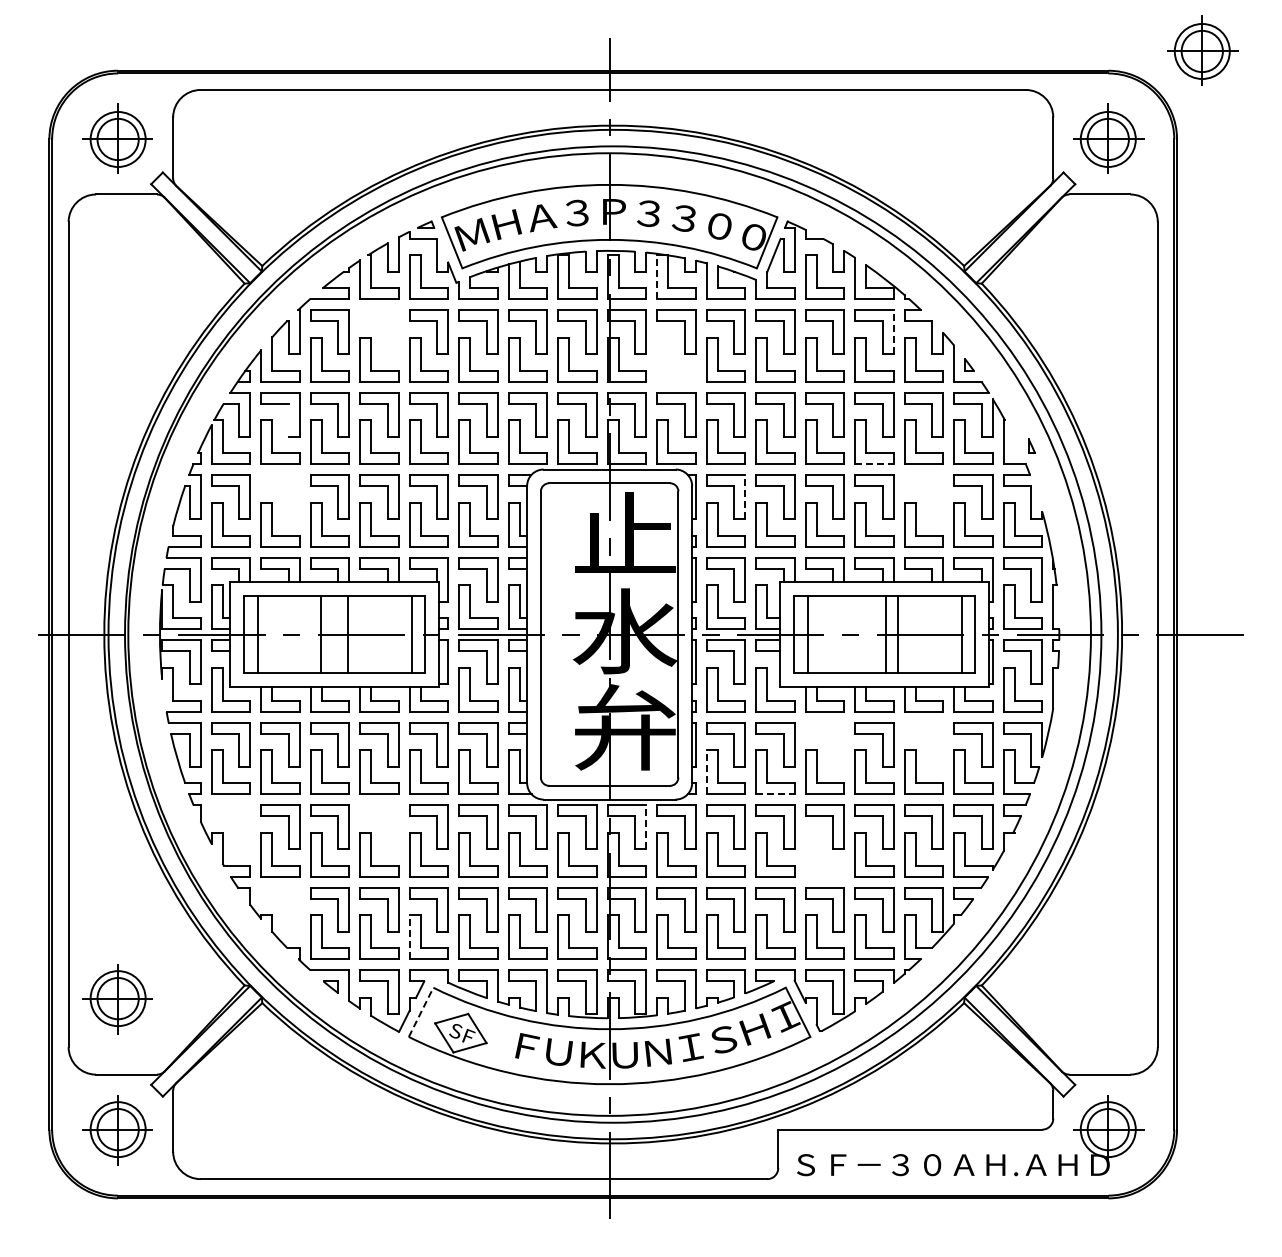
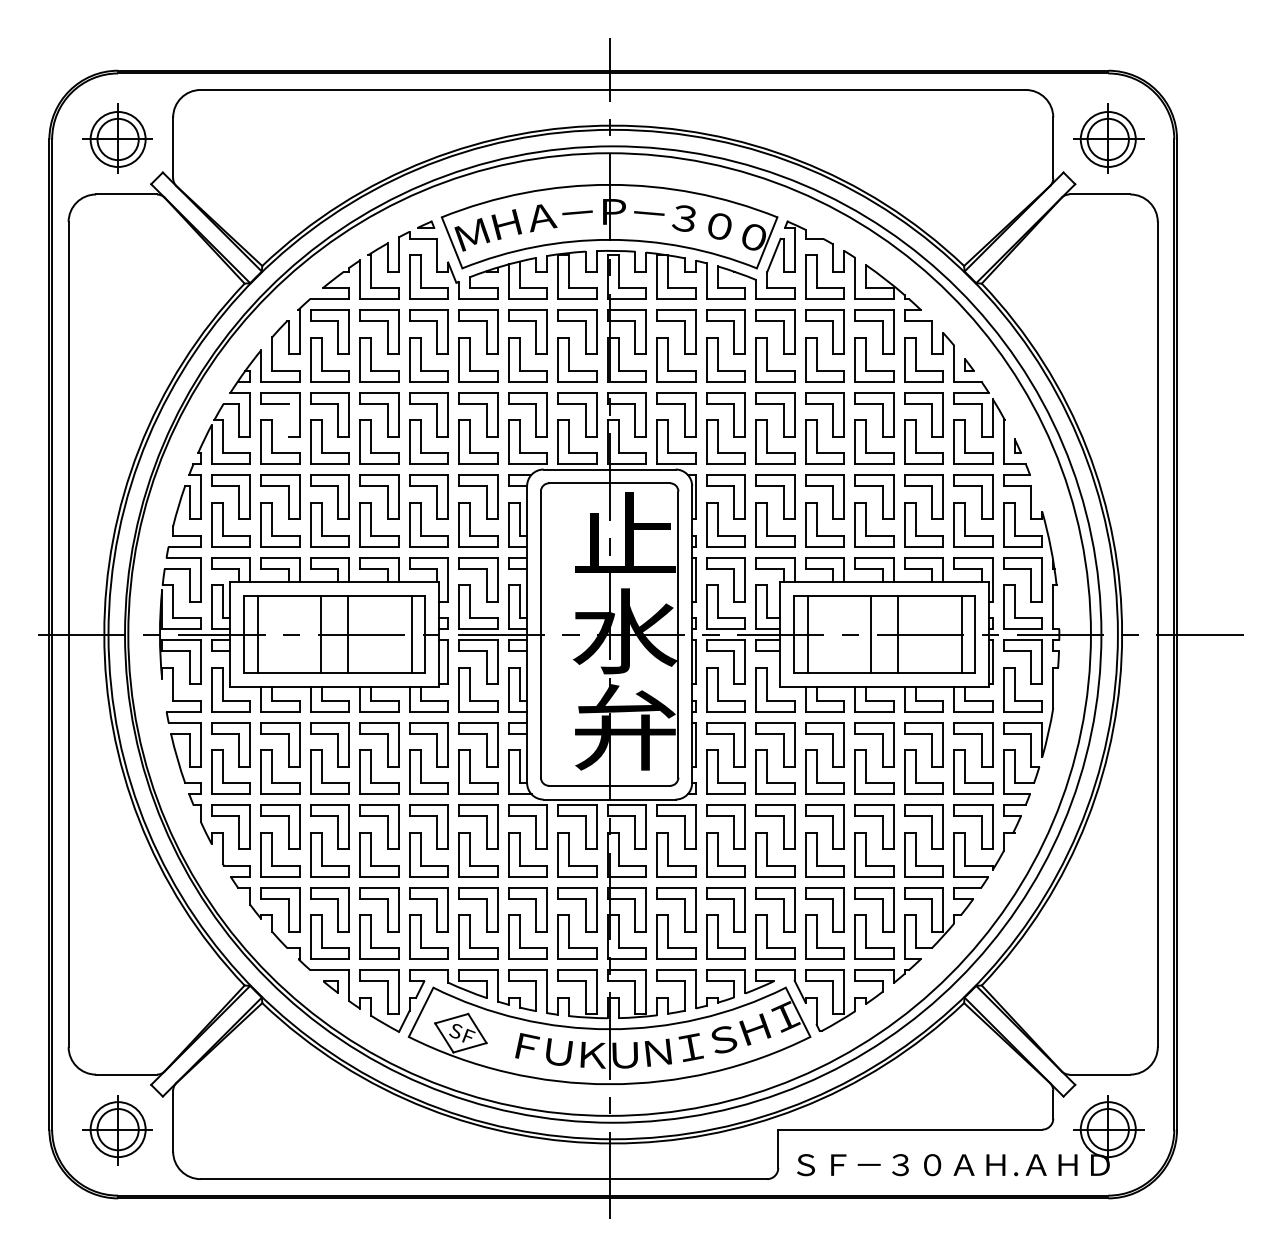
part: present -> none (1202, 50)
text: ３ -> － (577, 212)
text: ３ -> － (649, 213)
line: dashed -> solid (657, 276)
part: none -> present (387, 331)
line: dashed -> solid (893, 331)
part: none -> present (668, 359)
part position: (1031, 445) -> (1017, 445) (1017, 445)
line: dashed -> solid (874, 464)
part: none -> present (288, 496)
line: dashed -> solid (745, 496)
part: none -> present (931, 496)
line position: (885, 634) -> (870, 634) (870, 634)
part: none -> present (832, 744)
part: none -> present (931, 744)
line: dashed -> solid (706, 771)
line: dashed -> solid (775, 794)
part: none -> present (238, 826)
part: none -> present (387, 826)
line: dashed -> solid (646, 826)
part: none -> present (817, 854)
part: none -> present (288, 909)
line: dashed -> solid (409, 936)
part: present -> none (117, 999)
line: dashed -> solid (421, 1012)
